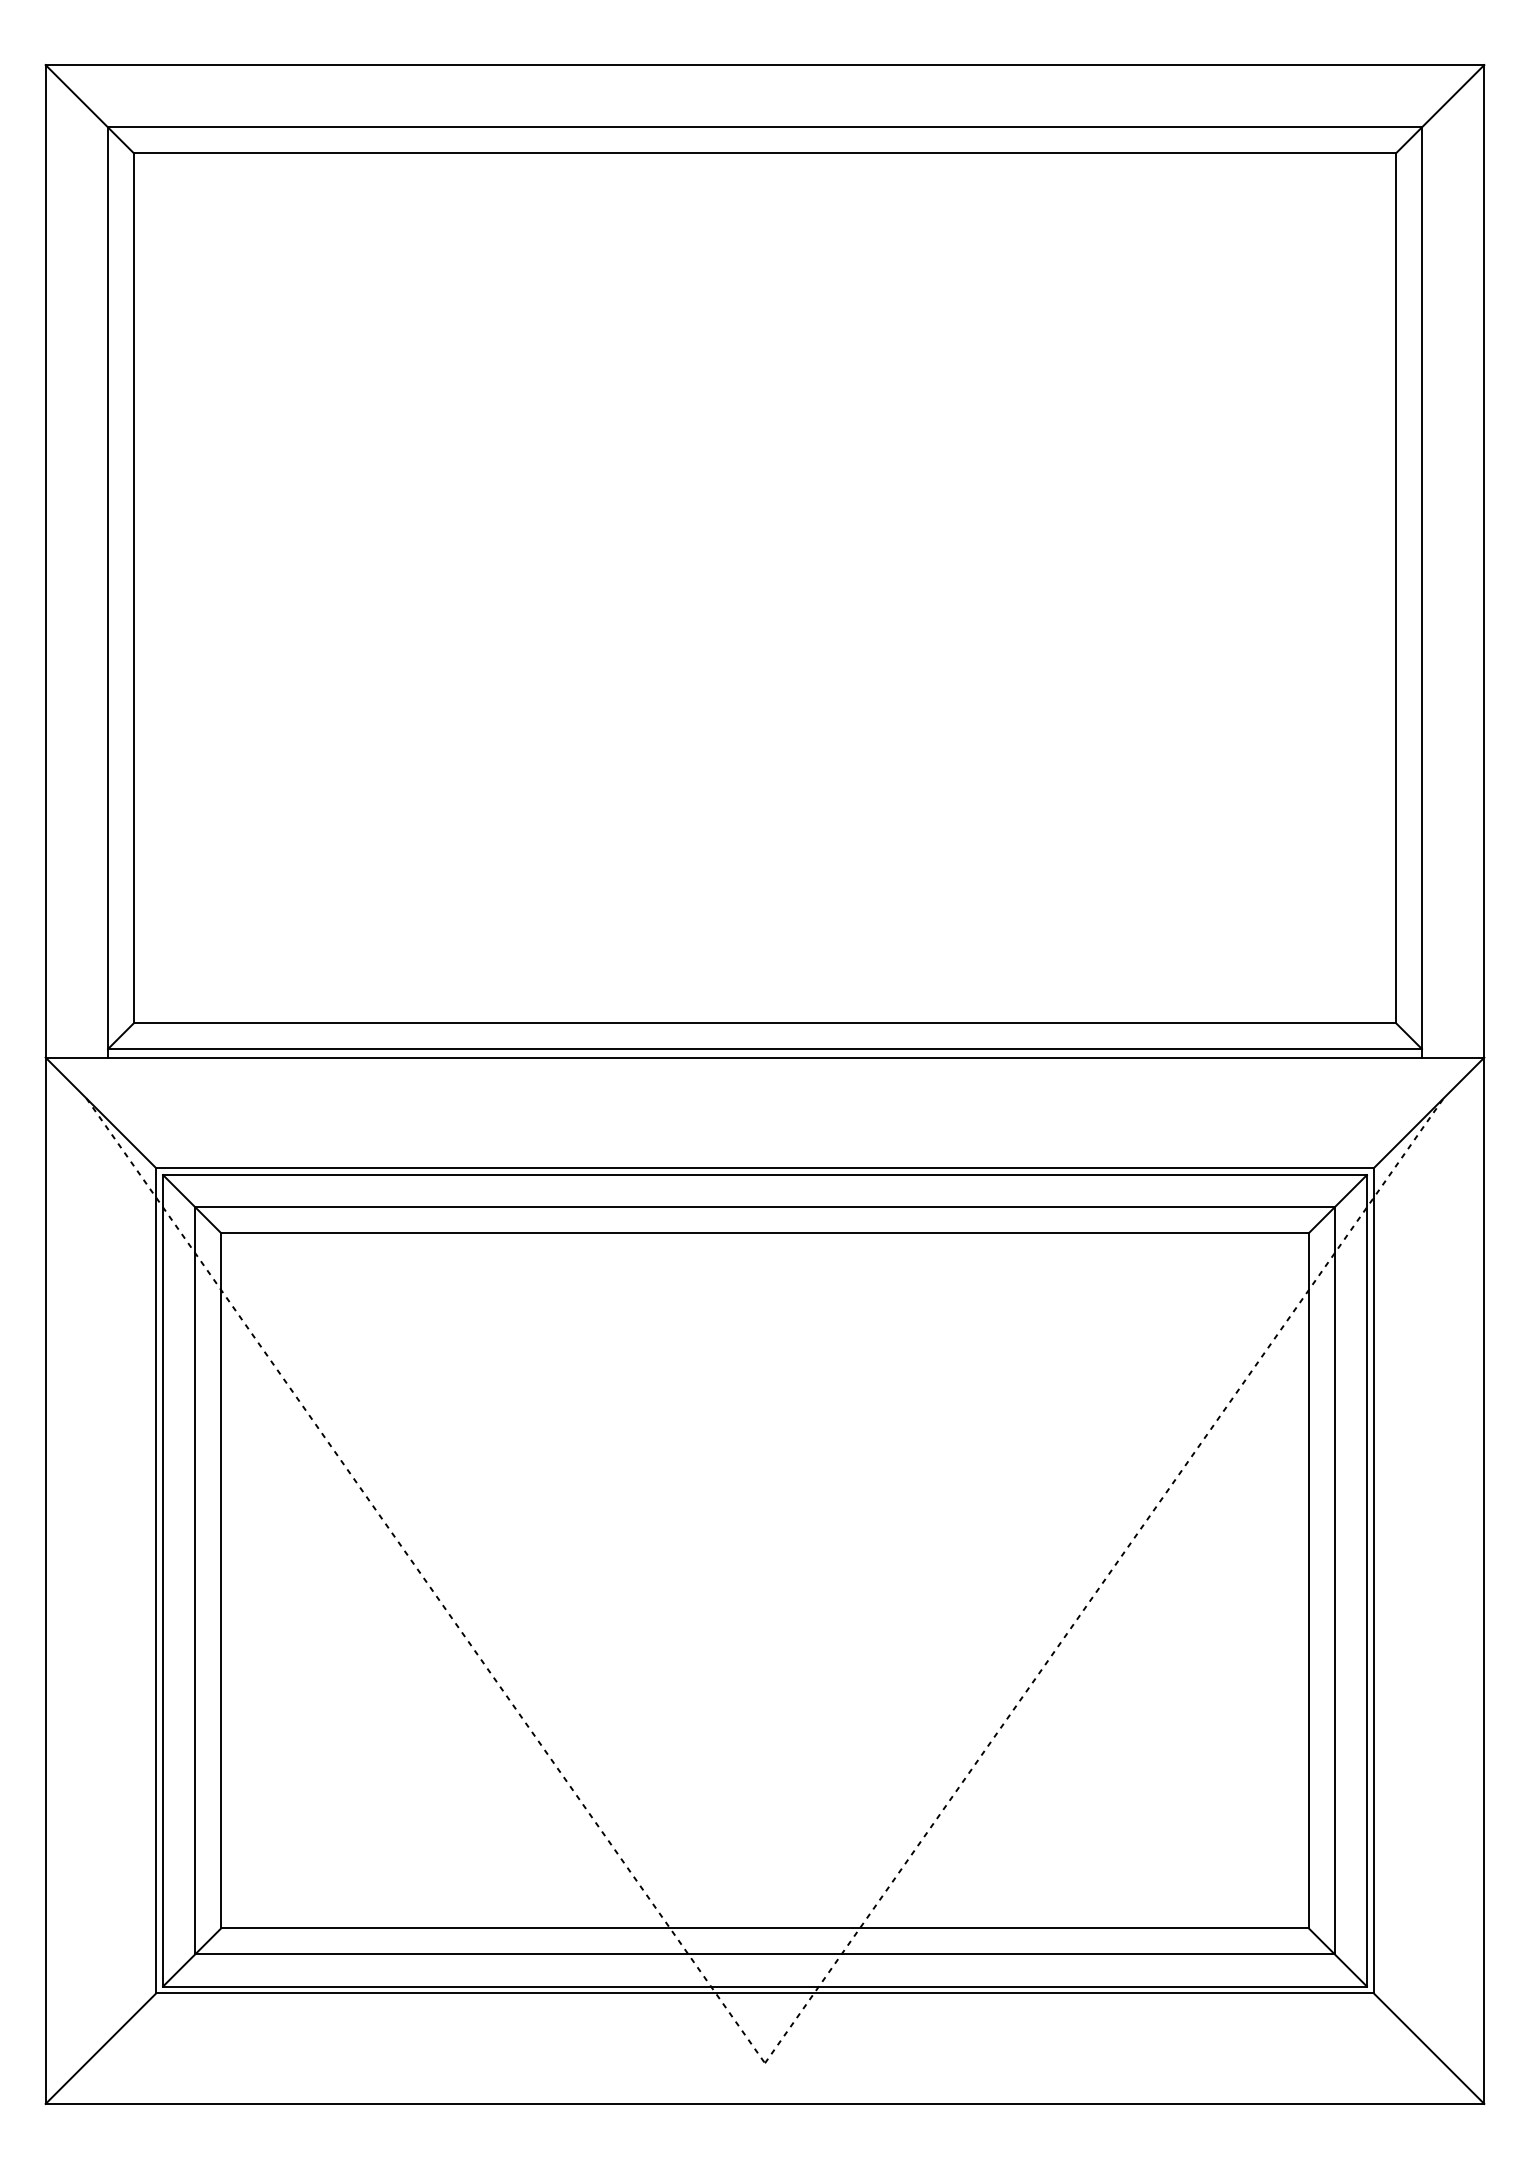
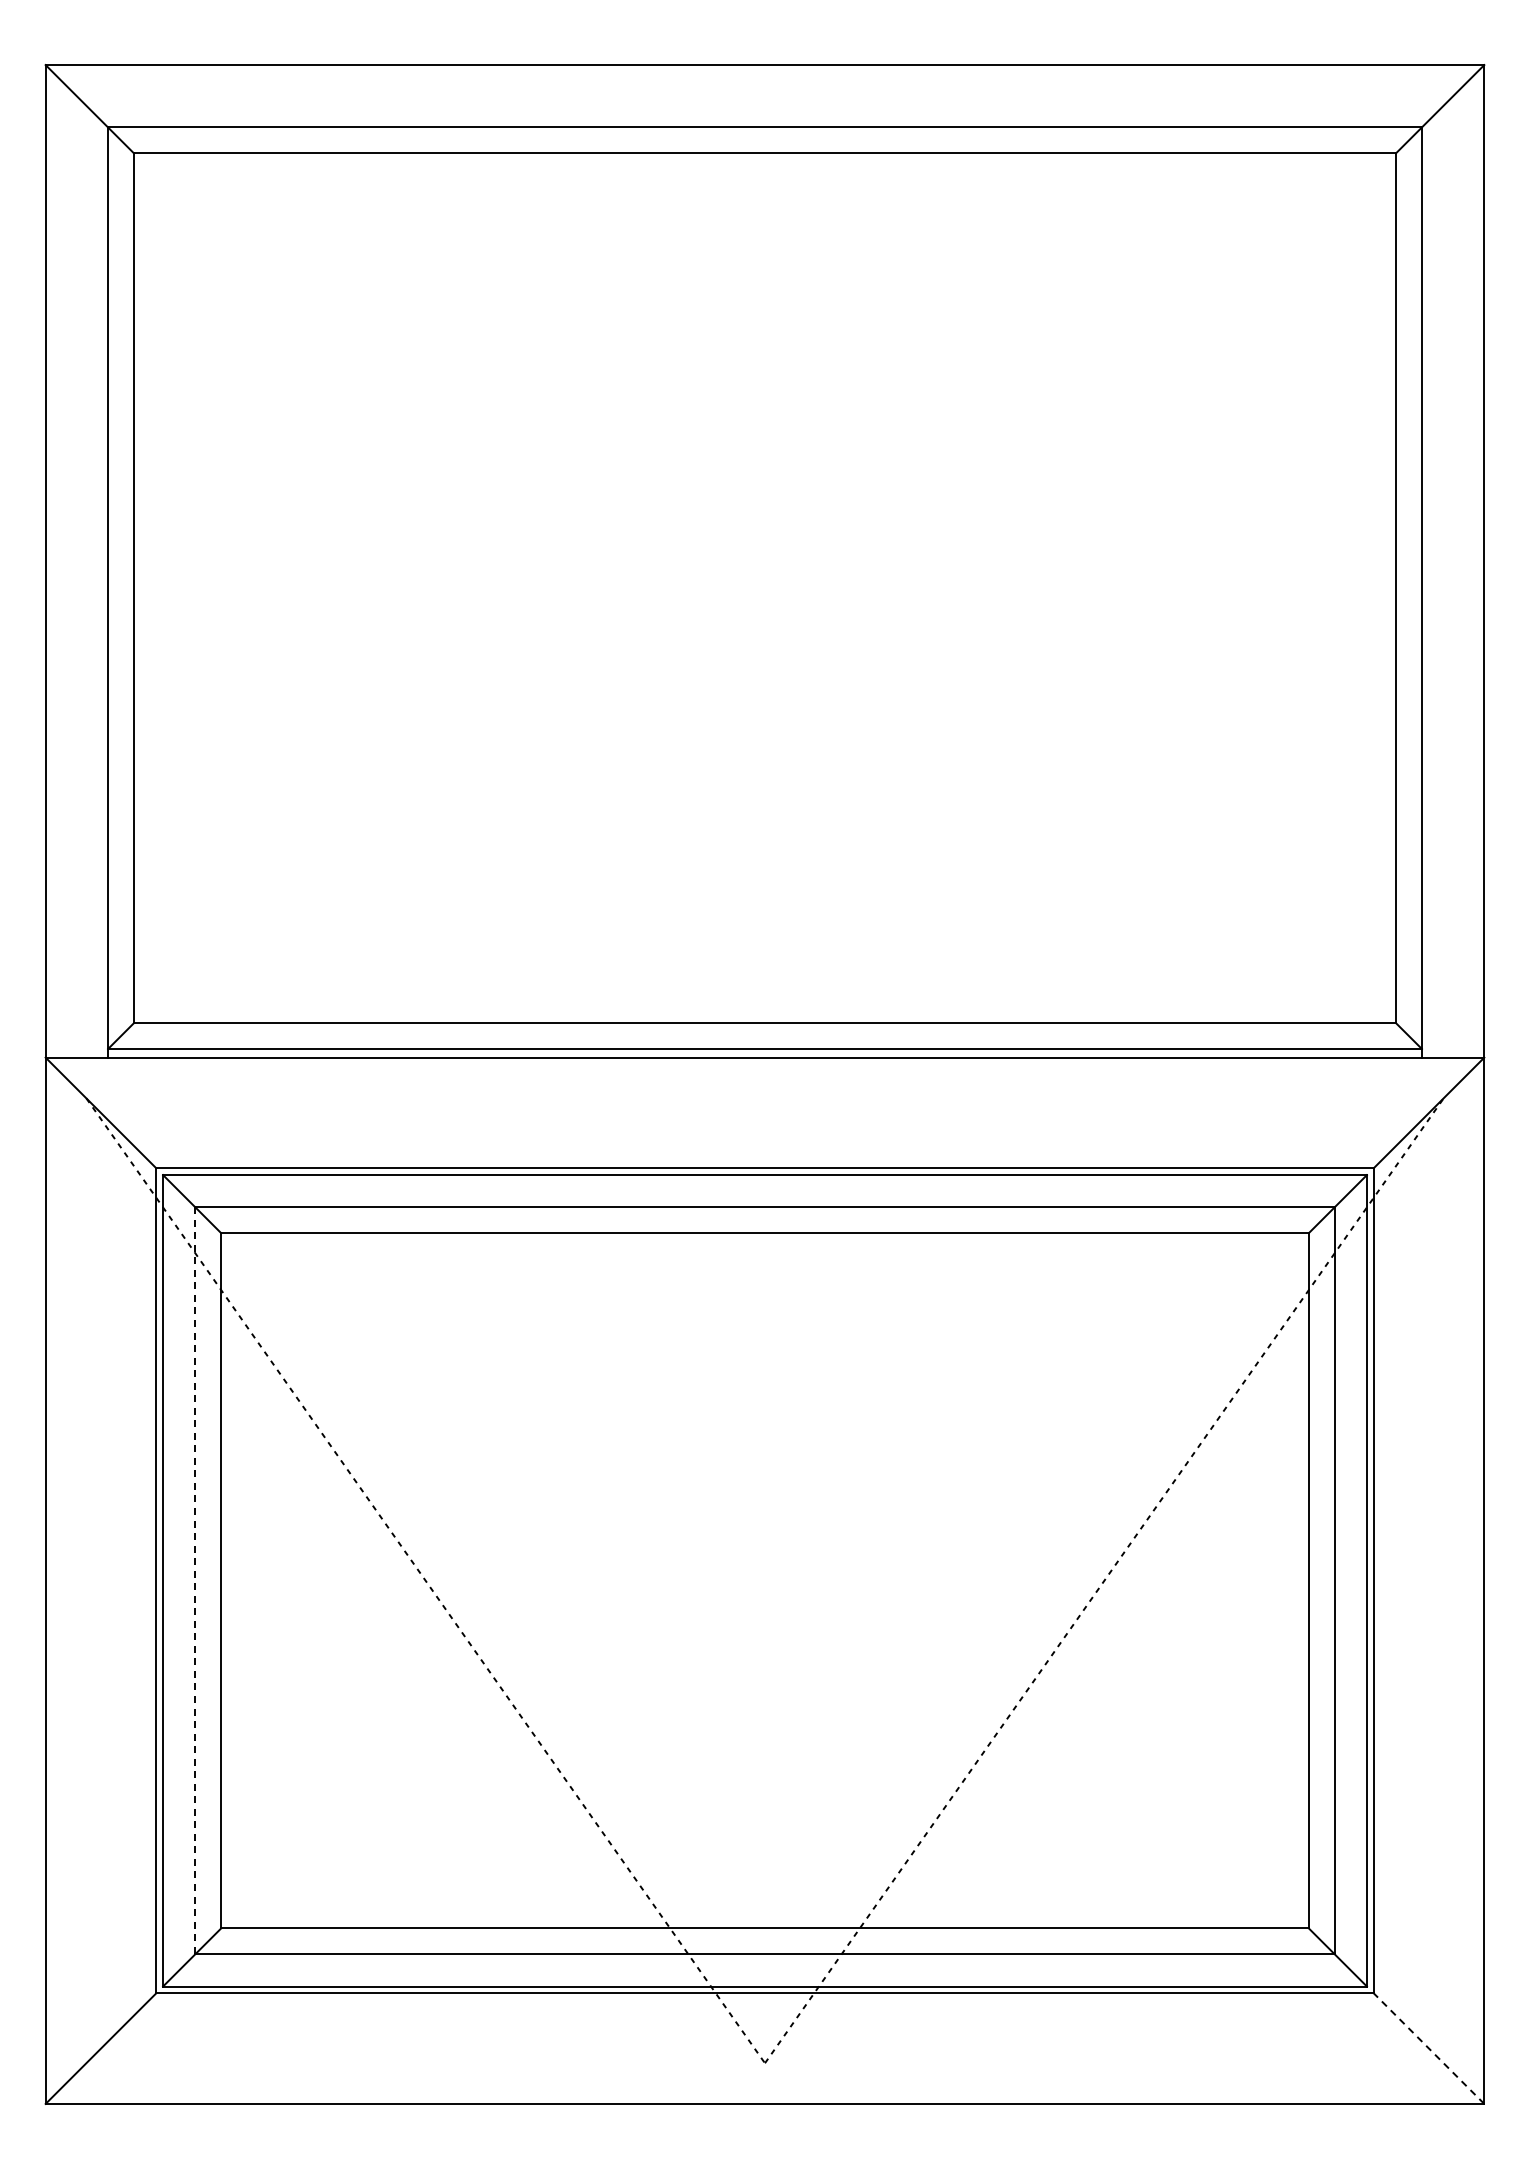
line: solid -> dashed (195, 1580)
line: solid -> dashed (1428, 2048)
